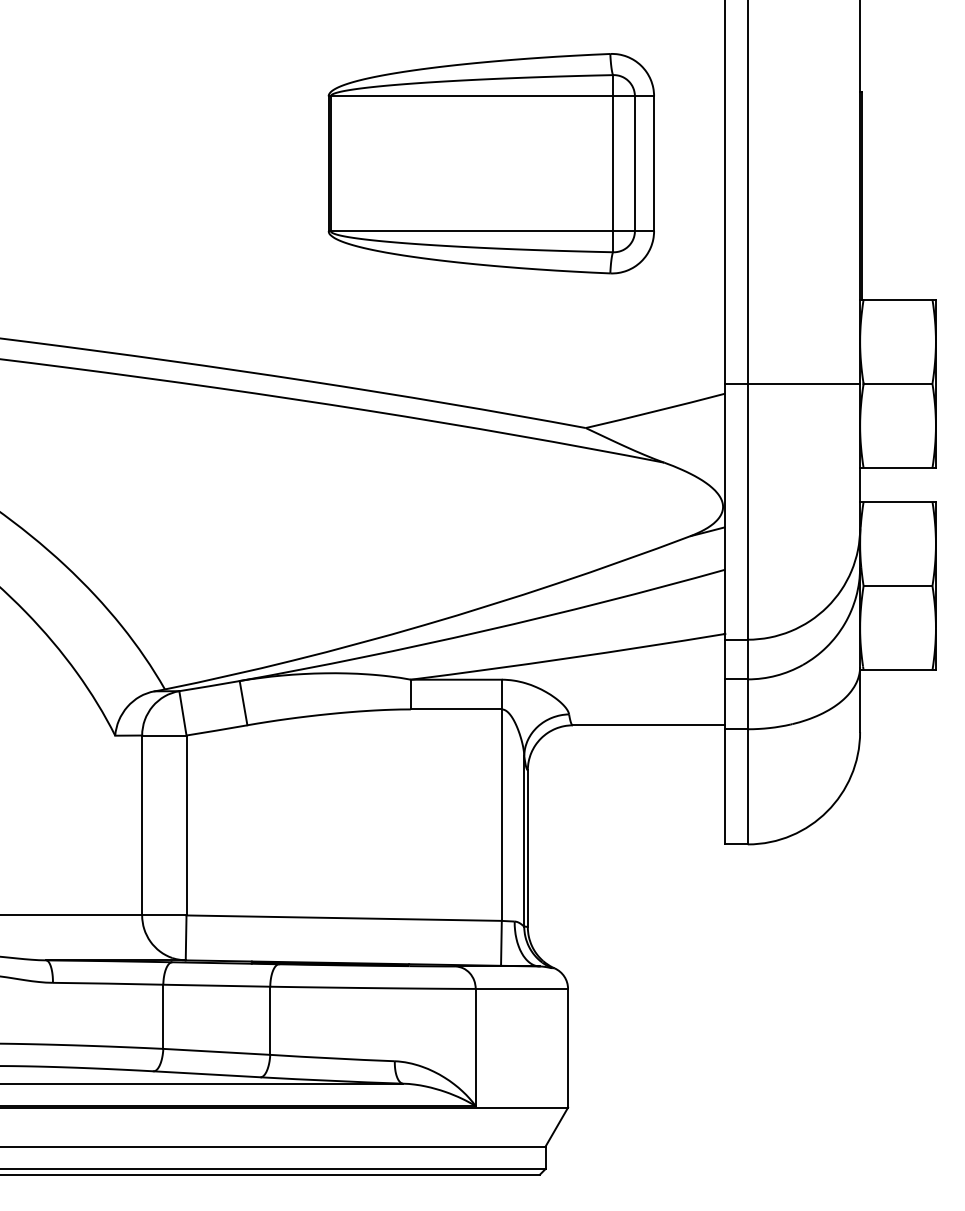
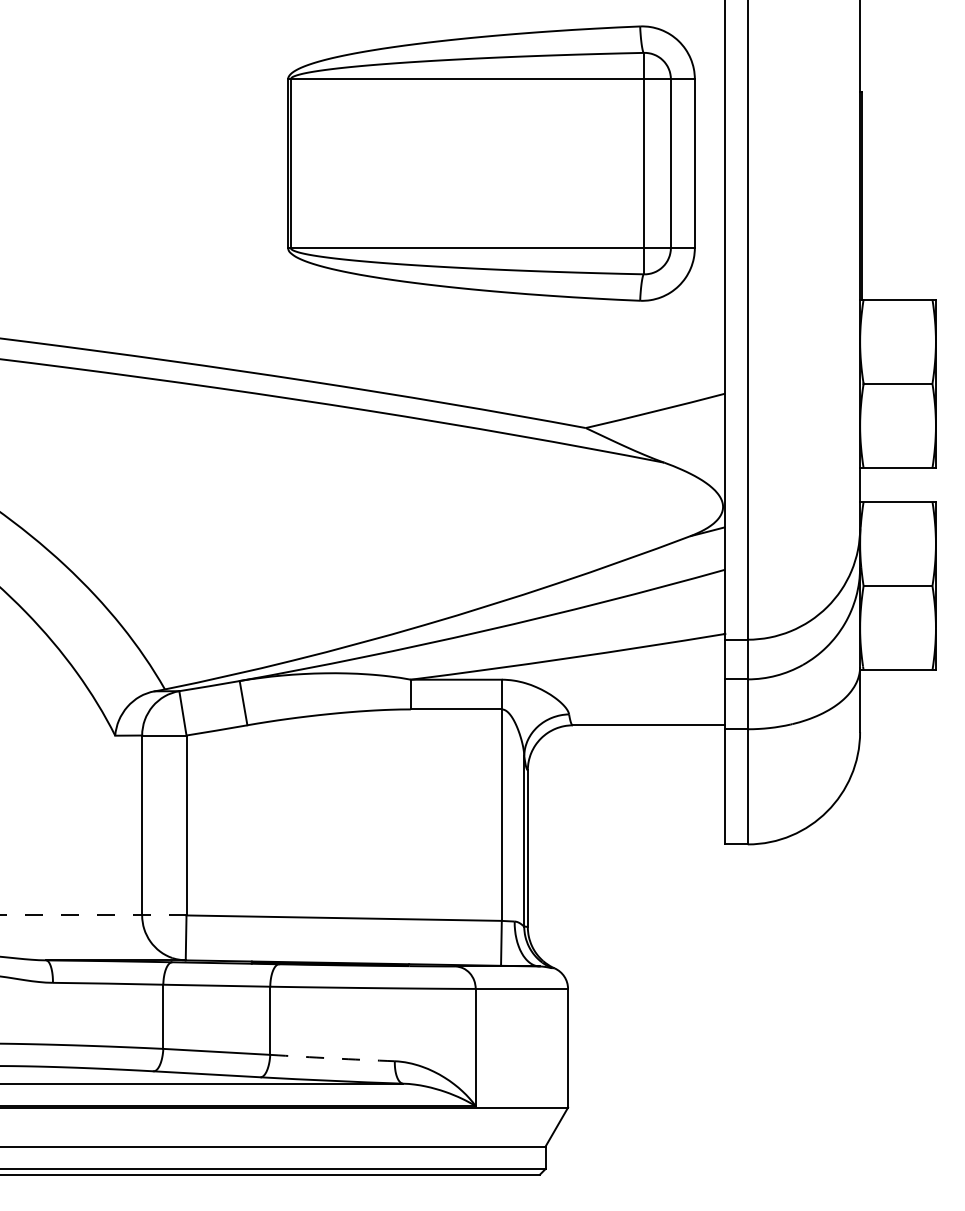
part size: 328x222 px -> 409x277 px (491, 163)
line: present -> none (792, 383)
line: solid -> dashed (93, 915)
arc: solid -> dashed (332, 1058)
